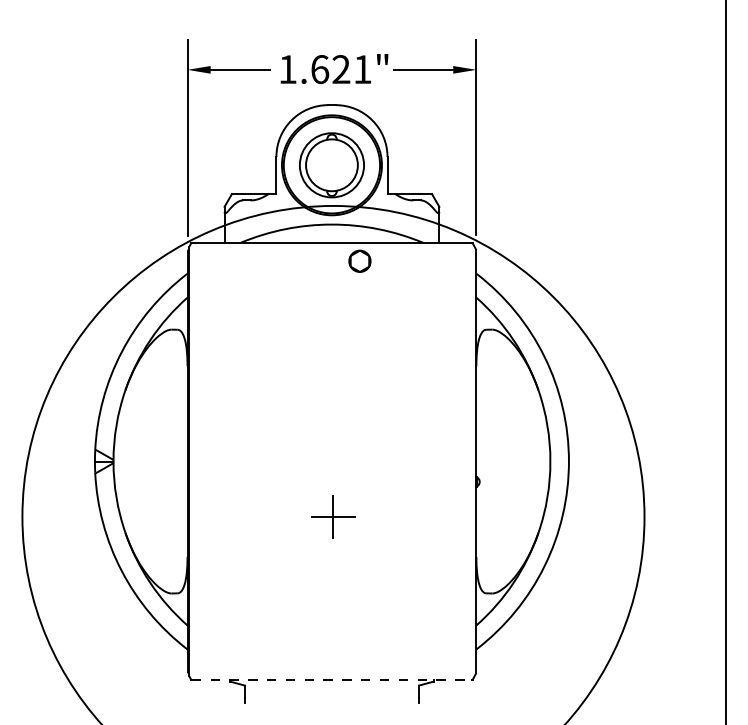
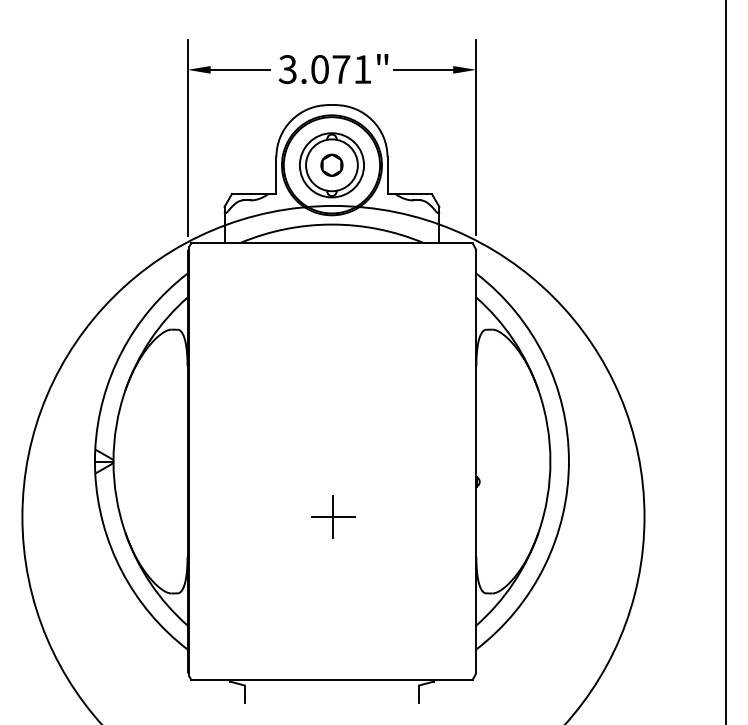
text: 1.621" -> 3.071" (314, 69)
part position: (359, 260) -> (331, 164) (331, 164)
line: dashed -> solid (332, 680)
